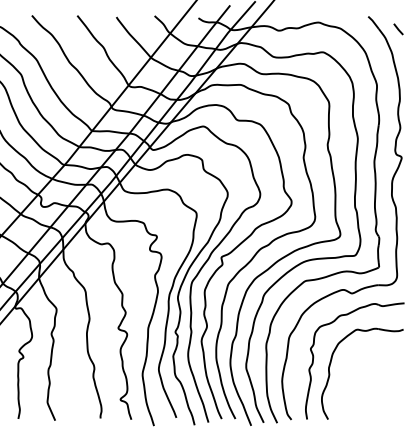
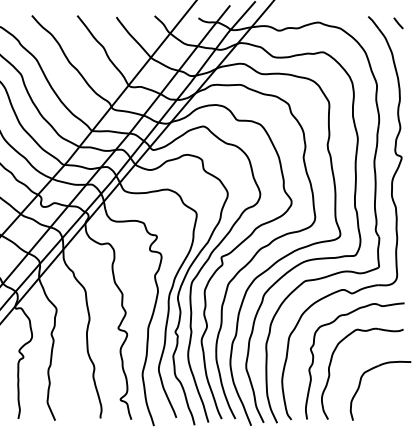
line position: (398, 29) -> (398, 23) (398, 23)
part: none -> present (360, 385)
